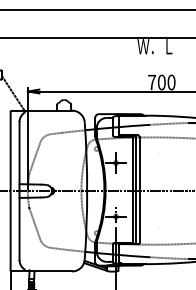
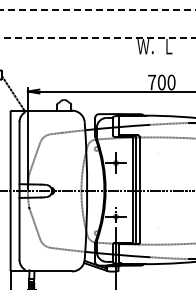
line: solid -> dashed (98, 10)
line: solid -> dashed (98, 37)
